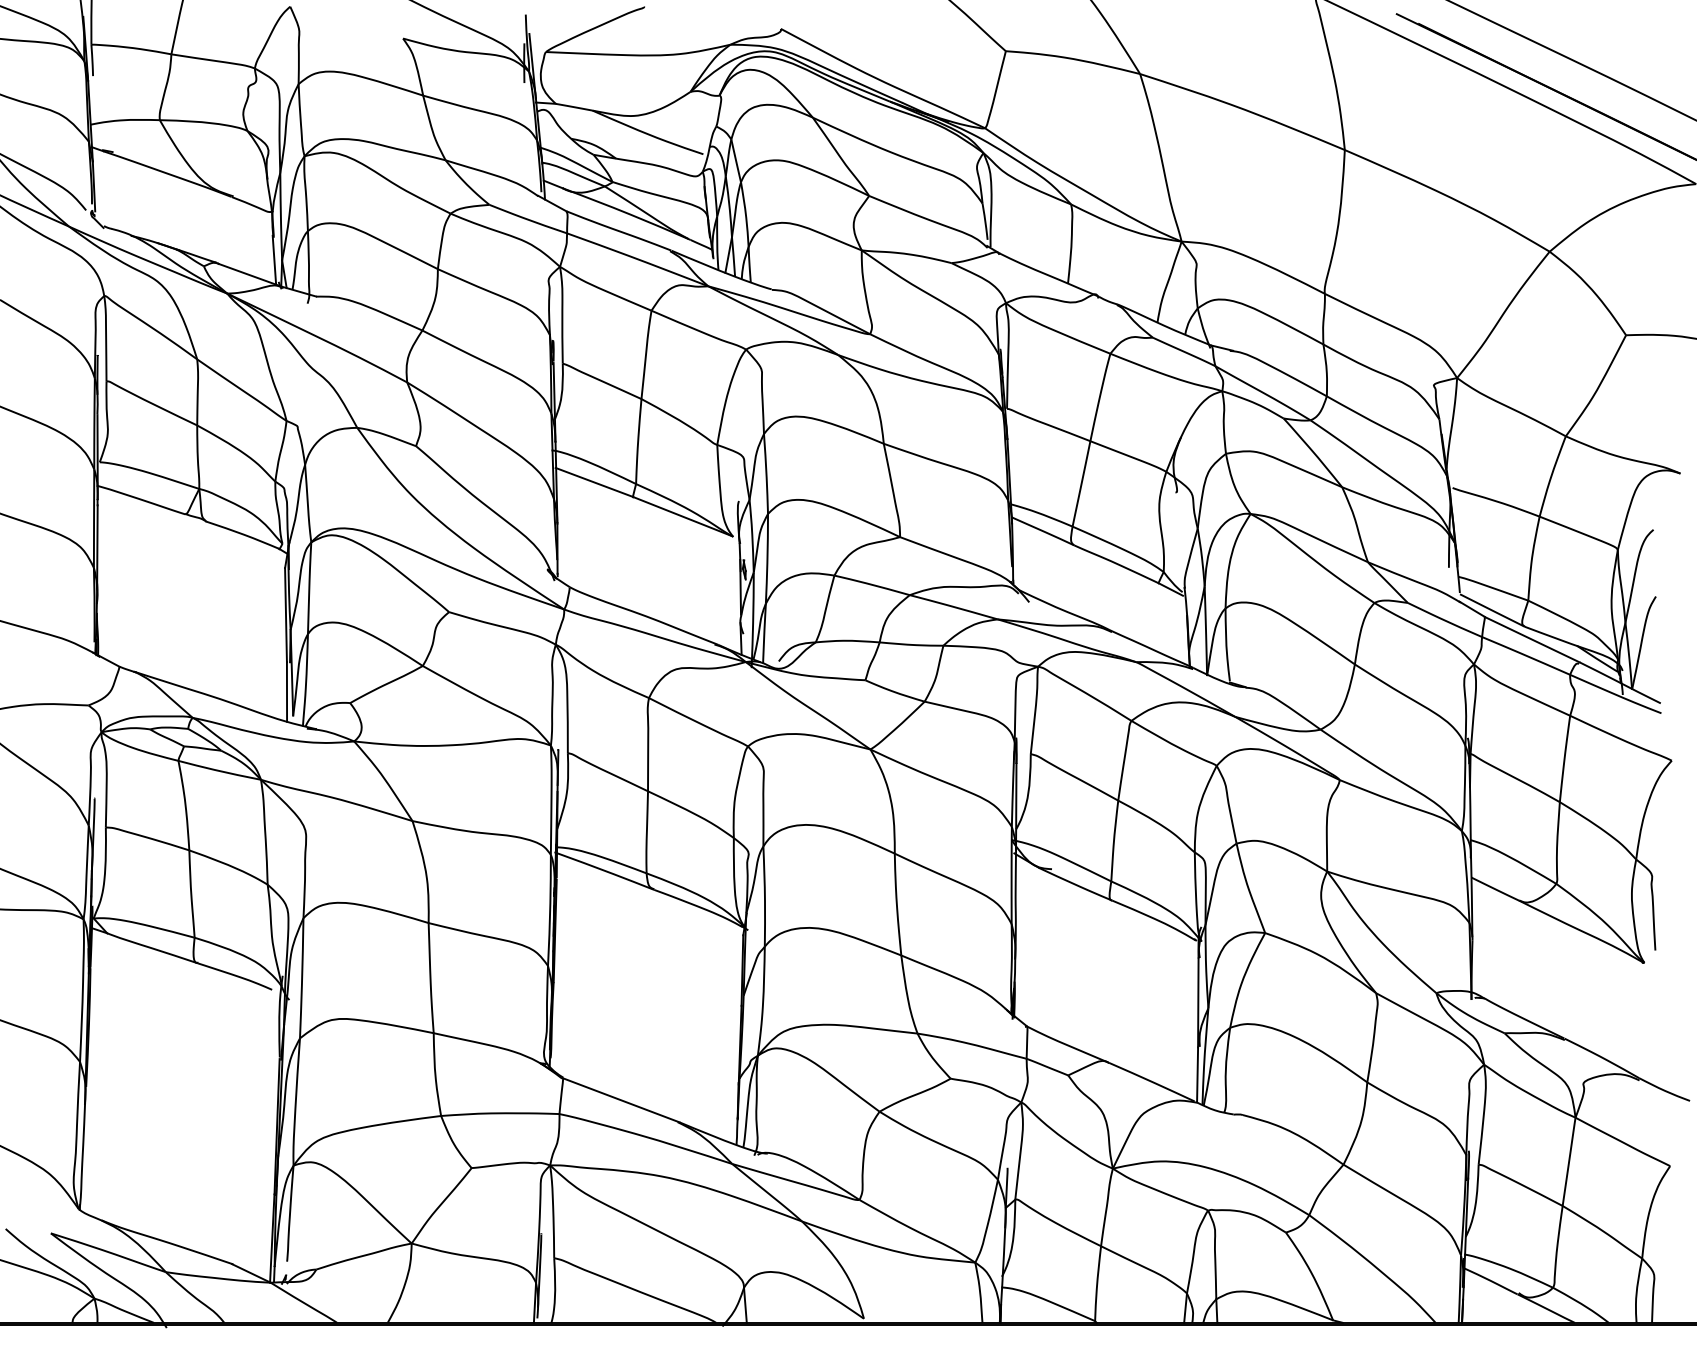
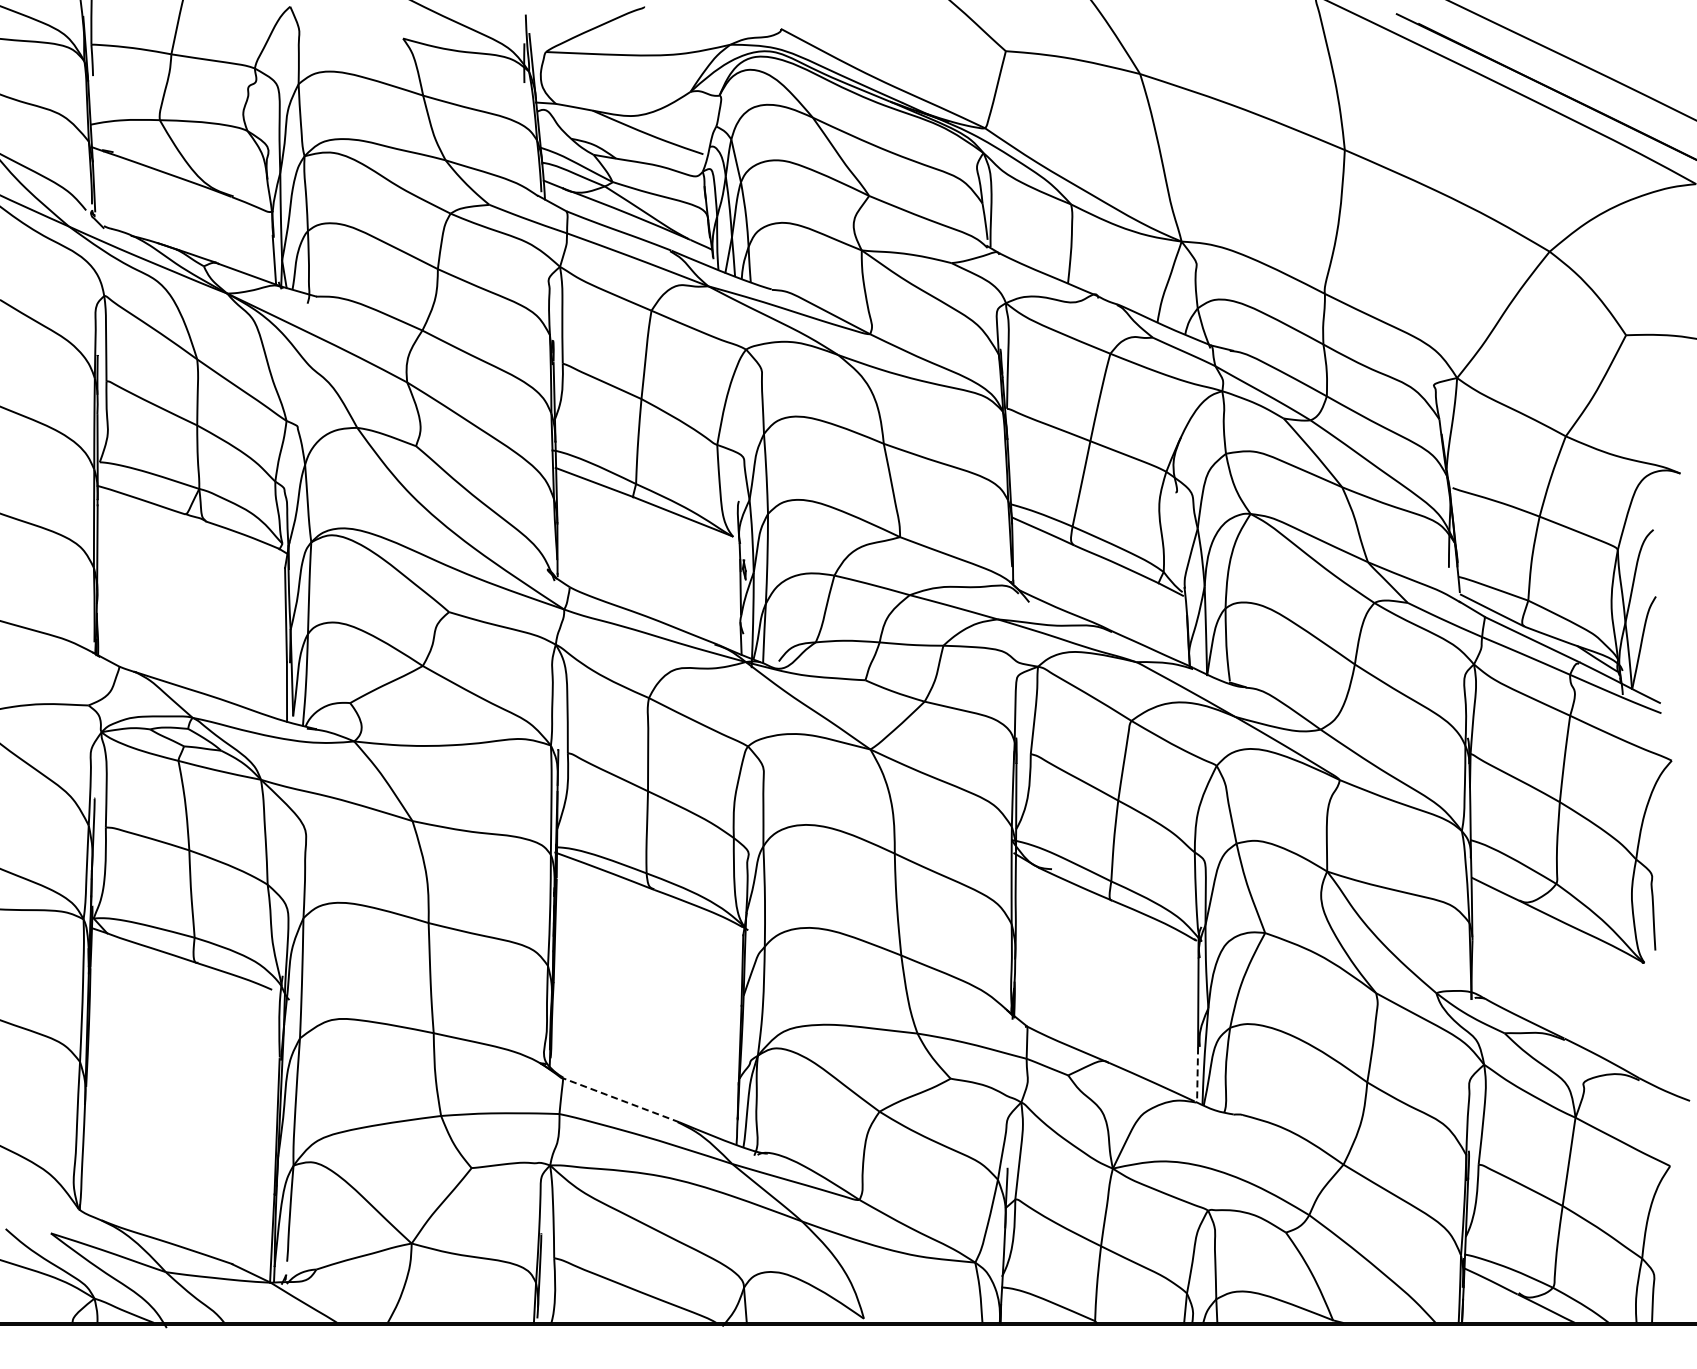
line: solid -> dashed (1197, 1074)
line: solid -> dashed (620, 1100)
